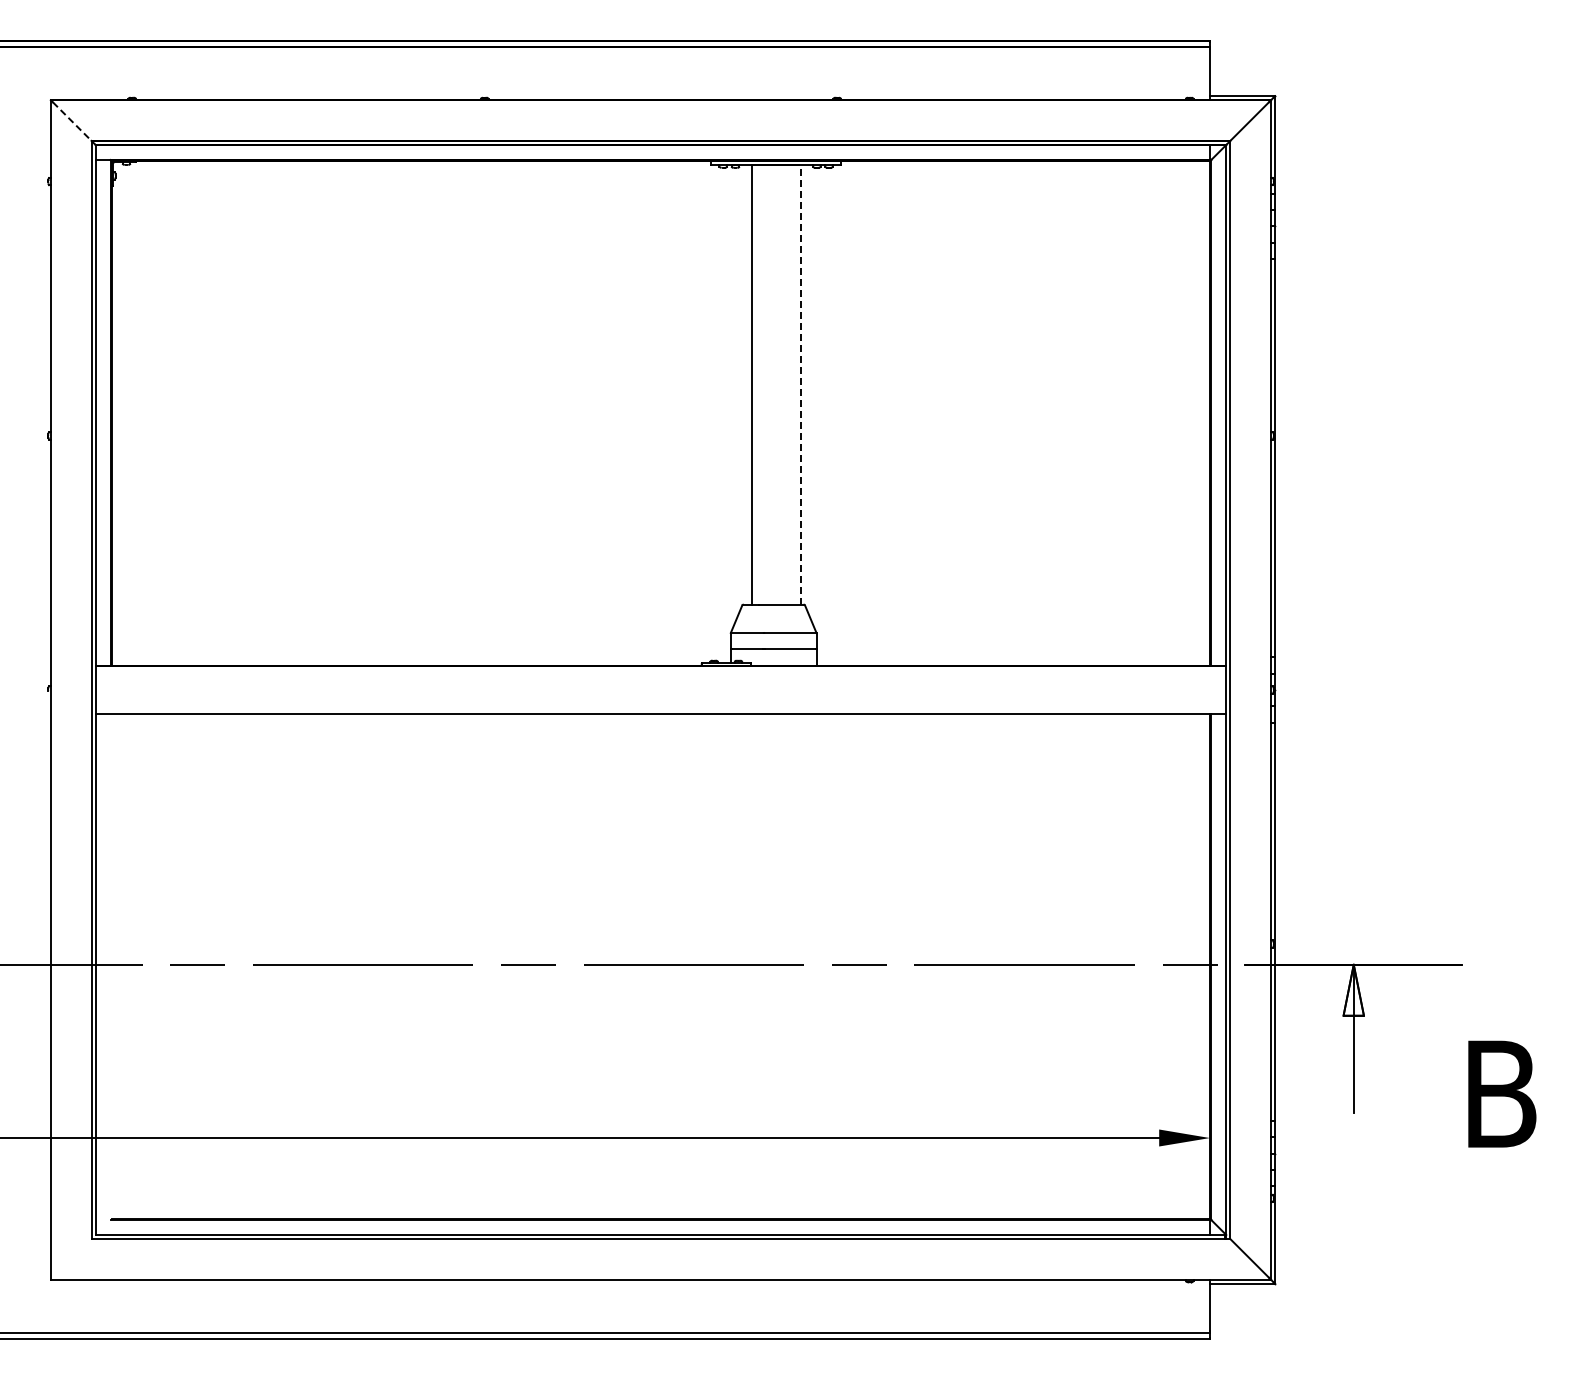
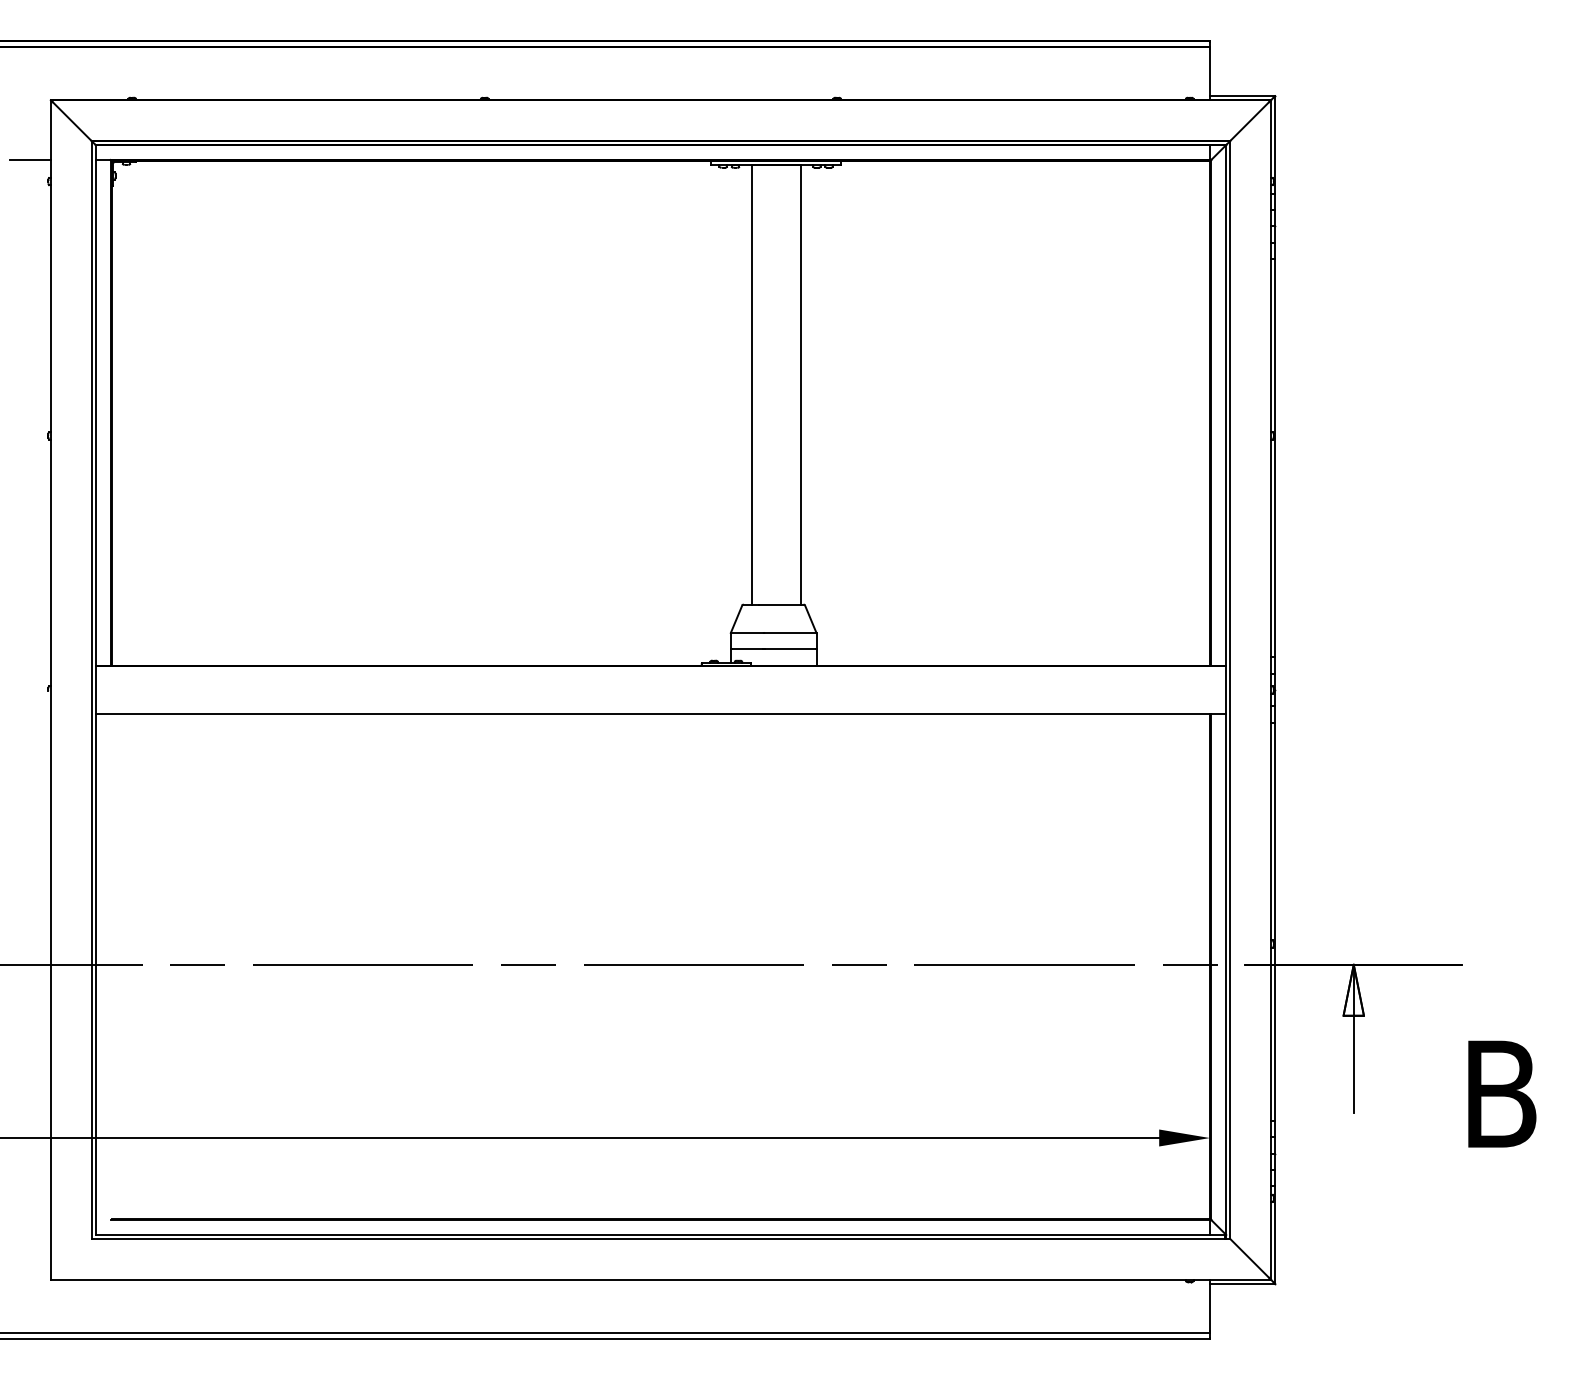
line: dashed -> solid (72, 121)
line: none -> present (30, 160)
line: dashed -> solid (800, 384)
